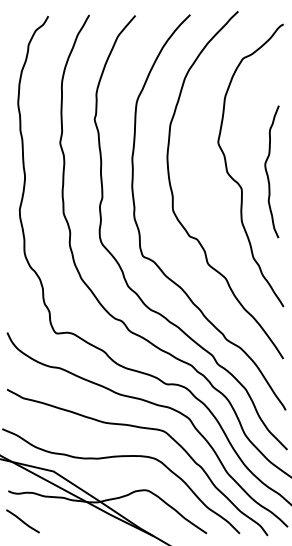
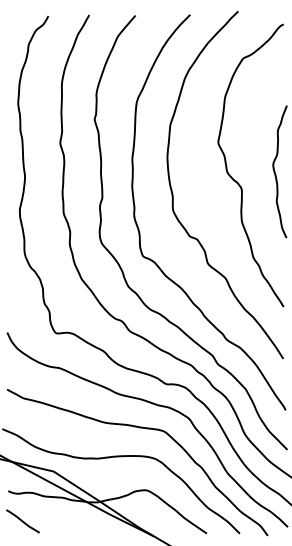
curve position: (267, 171) -> (275, 171) (275, 171)
